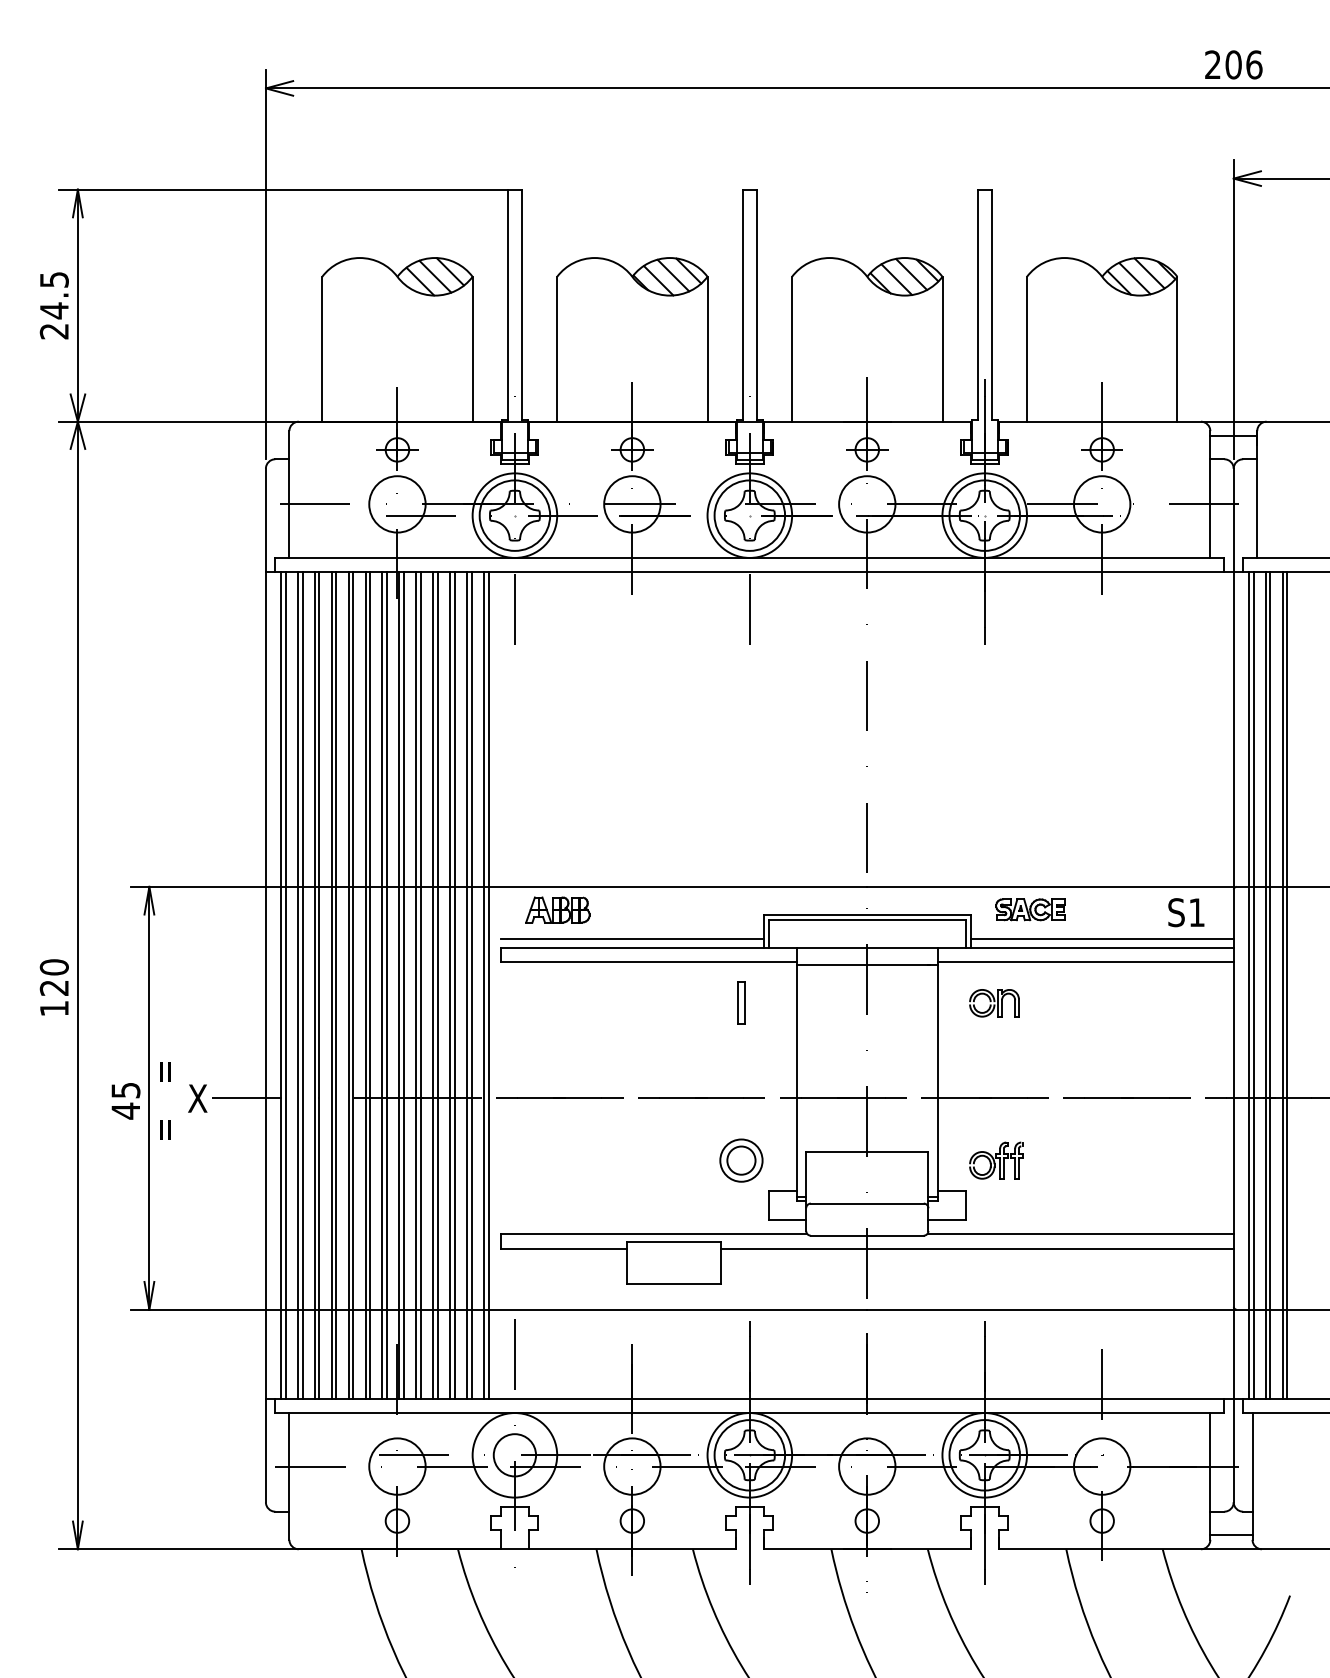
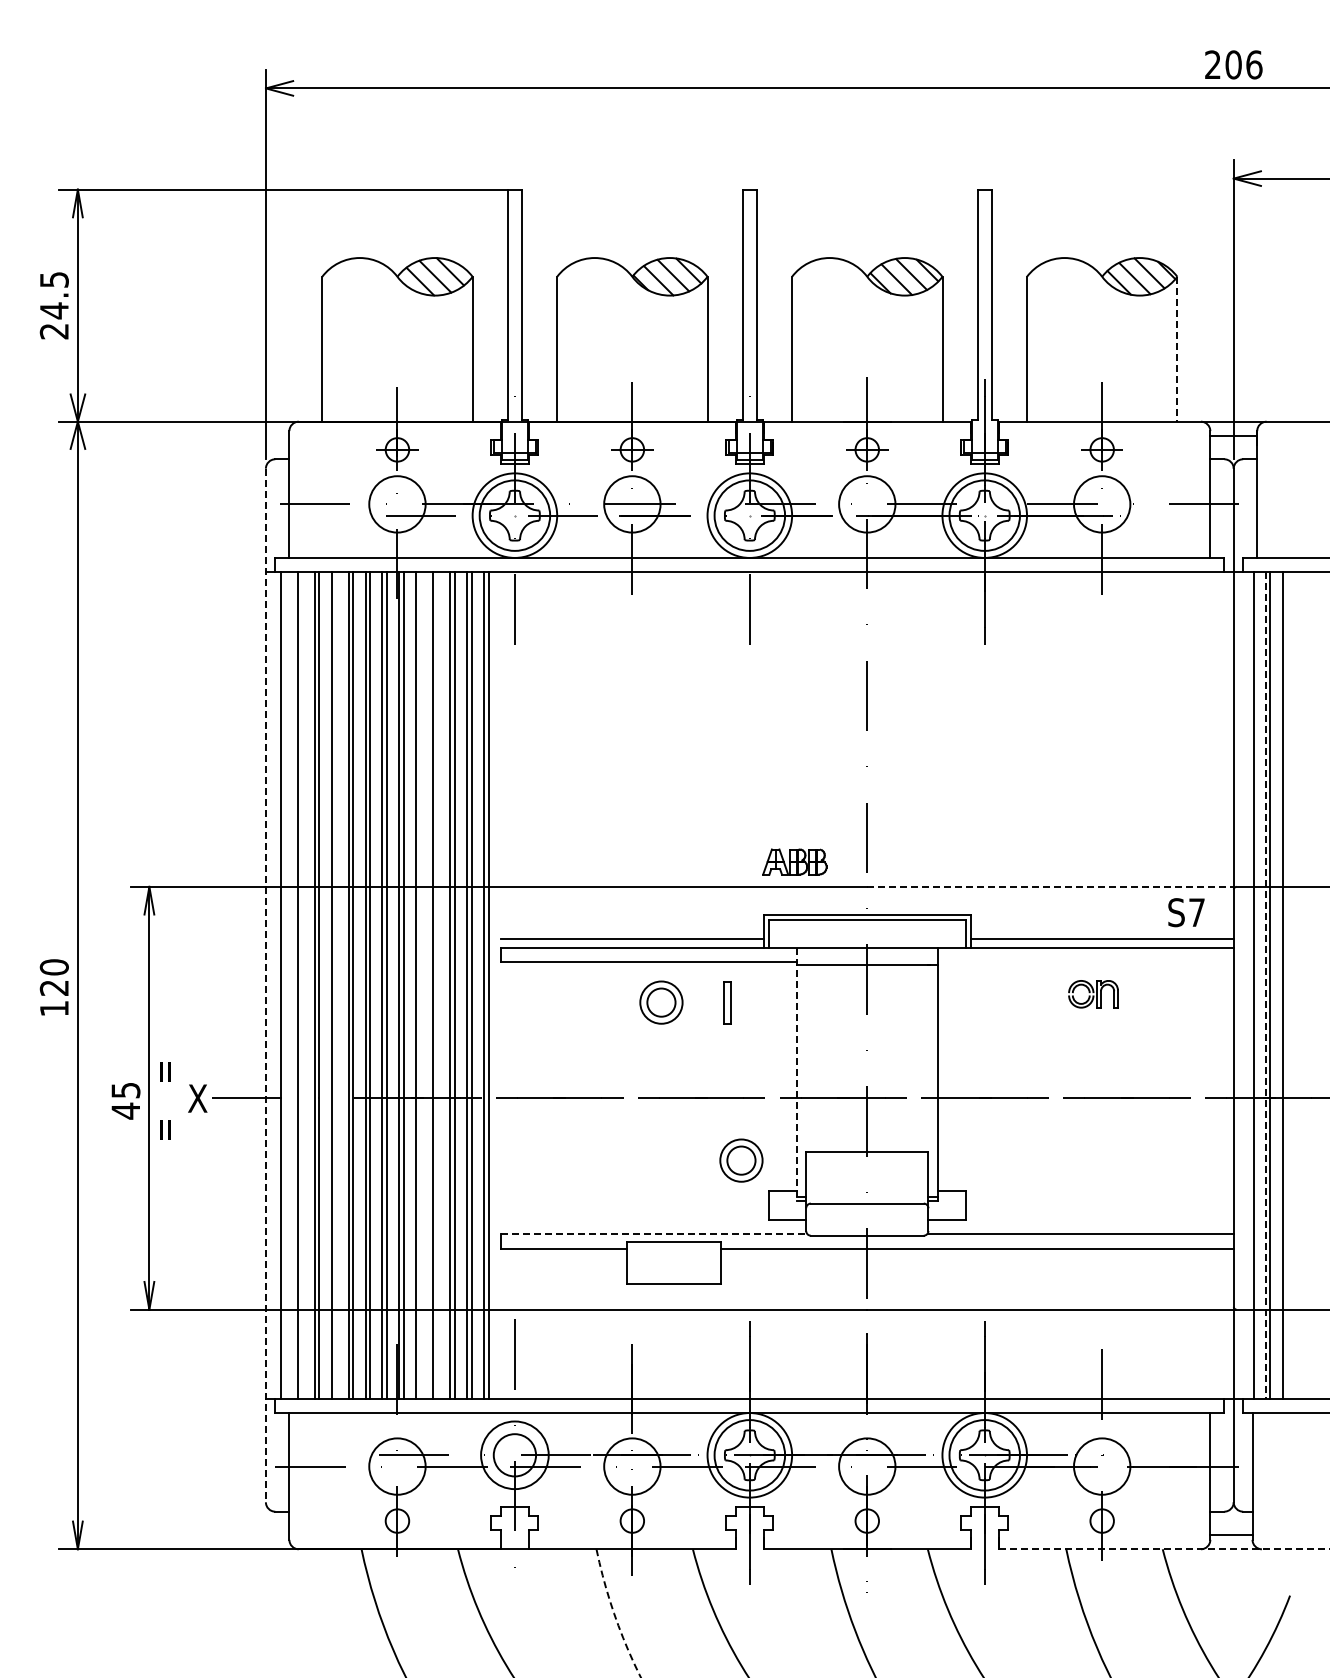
line: solid -> dashed (1177, 349)
line: solid -> dashed (1051, 886)
part position: (557, 909) -> (794, 861) (794, 861)
part: present -> none (1030, 909)
text: S1 -> S7 (1196, 912)
line: present -> none (1085, 962)
line: solid -> dashed (266, 985)
line: present -> none (285, 985)
line: present -> none (302, 985)
line: present -> none (336, 985)
line: present -> none (420, 985)
line: present -> none (437, 985)
line: present -> none (1248, 985)
line: solid -> dashed (1265, 985)
line: present -> none (1287, 985)
part: none -> present (661, 1002)
part position: (741, 1002) -> (727, 1002) (727, 1002)
part position: (994, 1003) -> (1093, 994) (1093, 994)
line: solid -> dashed (796, 1074)
part: present -> none (996, 1160)
line: solid -> dashed (653, 1234)
circle diameter: 85 px -> 68 px (514, 1455)
line: solid -> dashed (1164, 1549)
arc: solid -> dashed (614, 1615)
